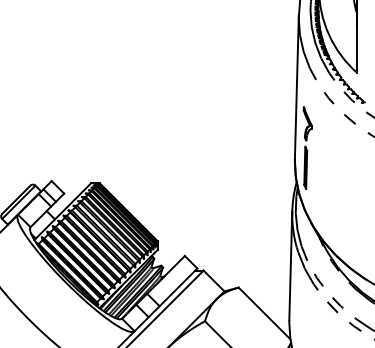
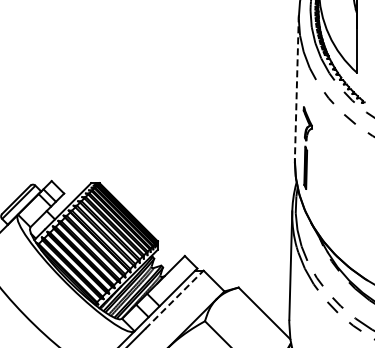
line: solid -> dashed (296, 87)
line: solid -> dashed (174, 299)
